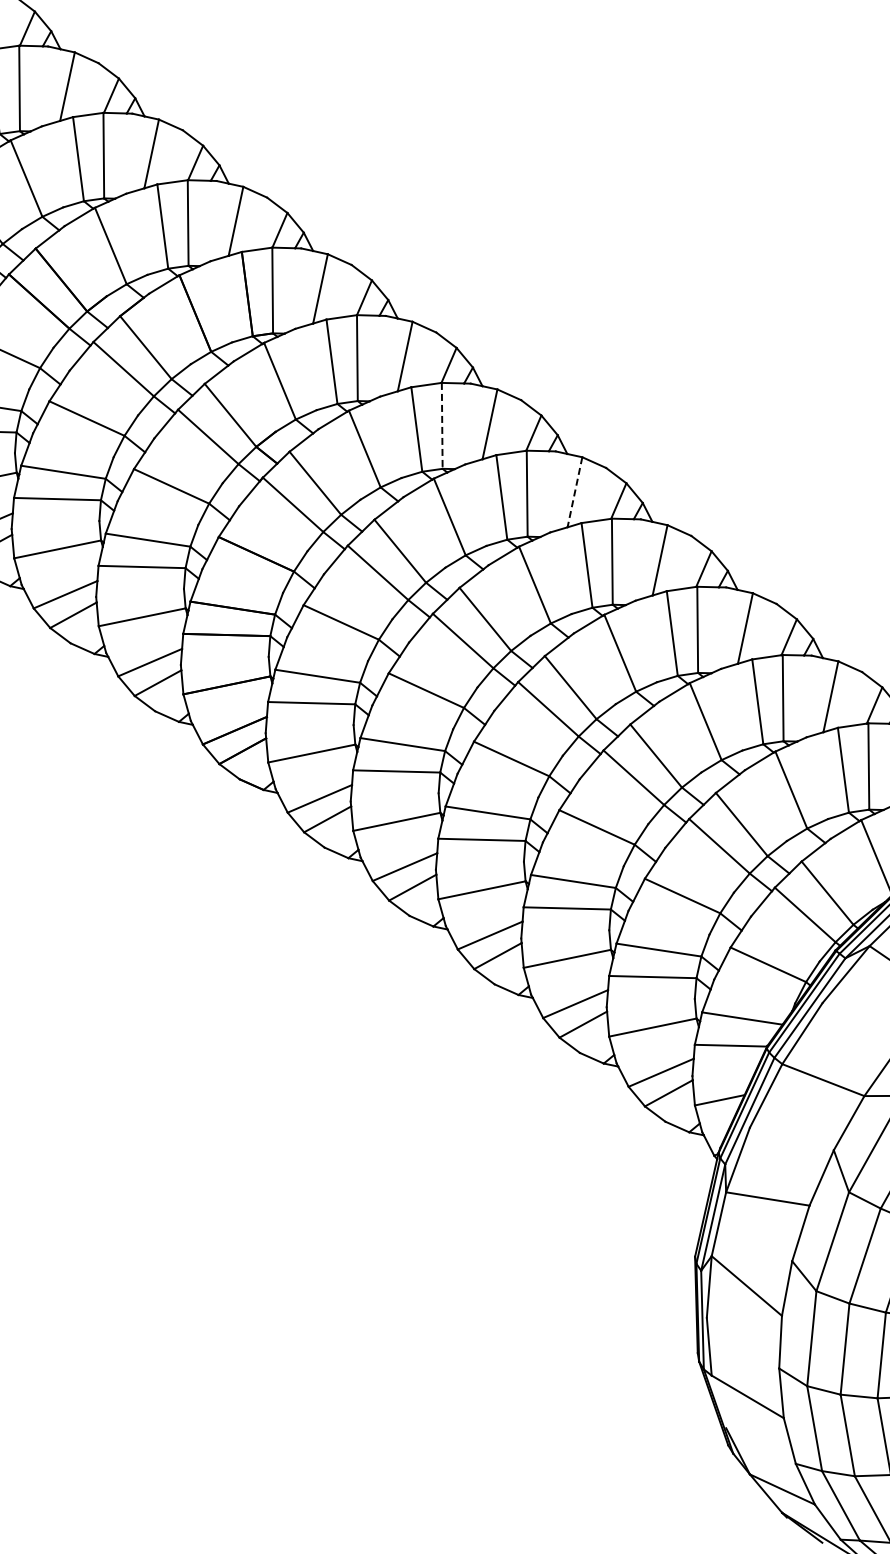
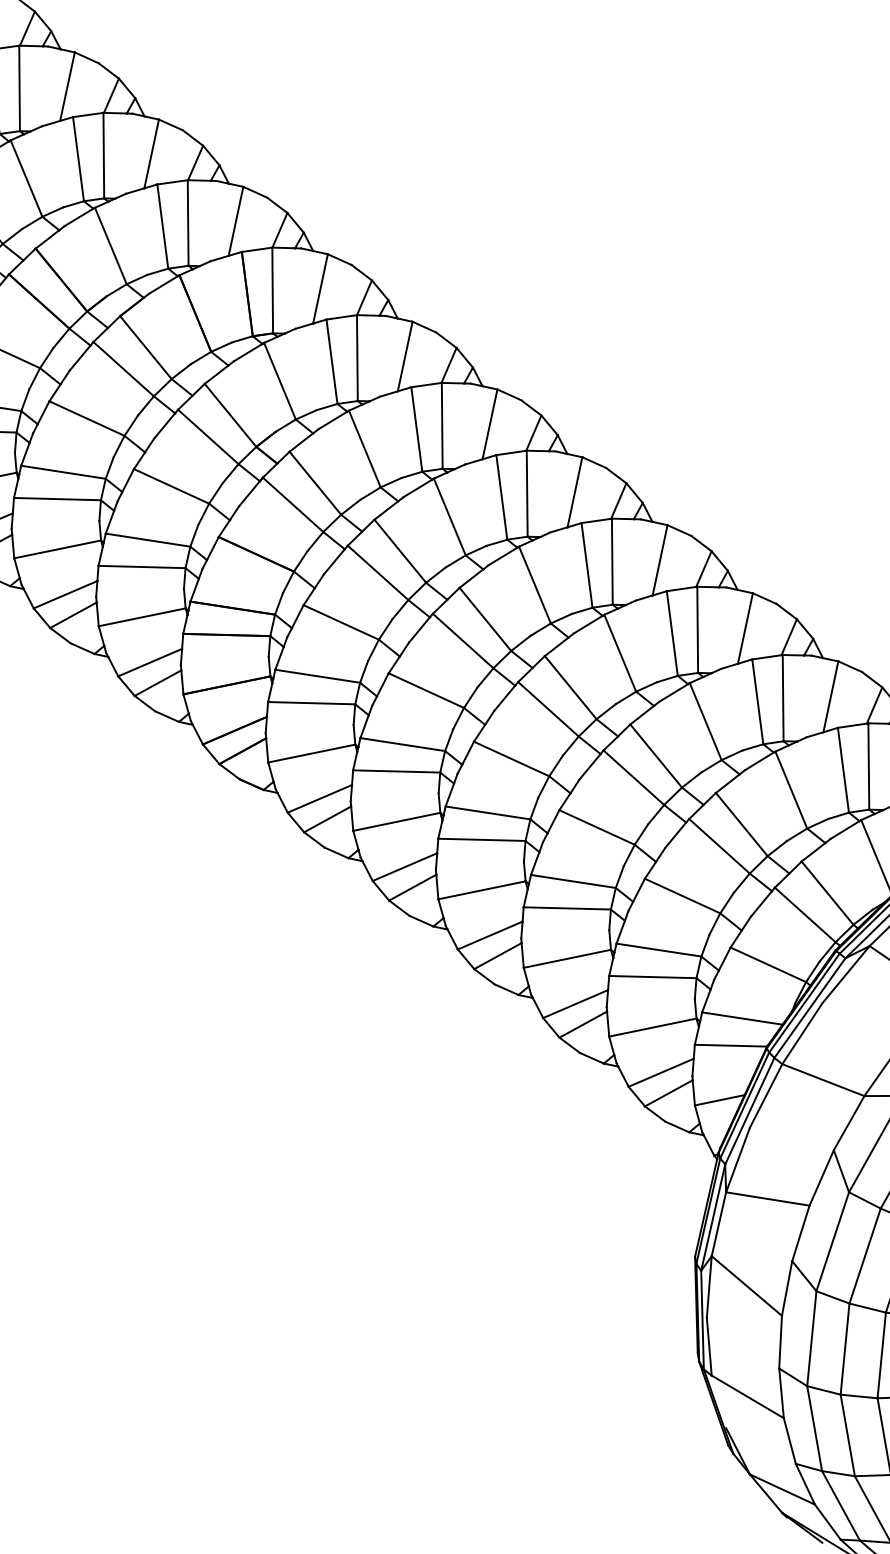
line: dashed -> solid (442, 425)
line: dashed -> solid (574, 492)
